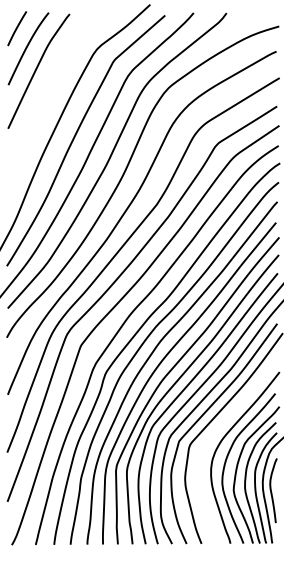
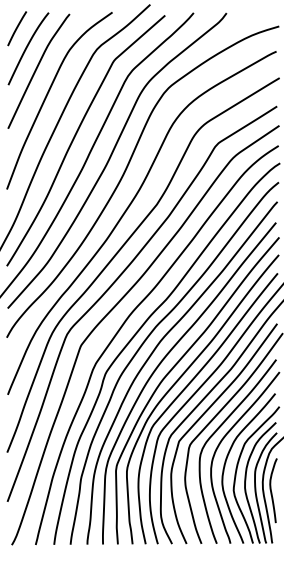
curve: none -> present (48, 94)
curve: none -> present (215, 433)
